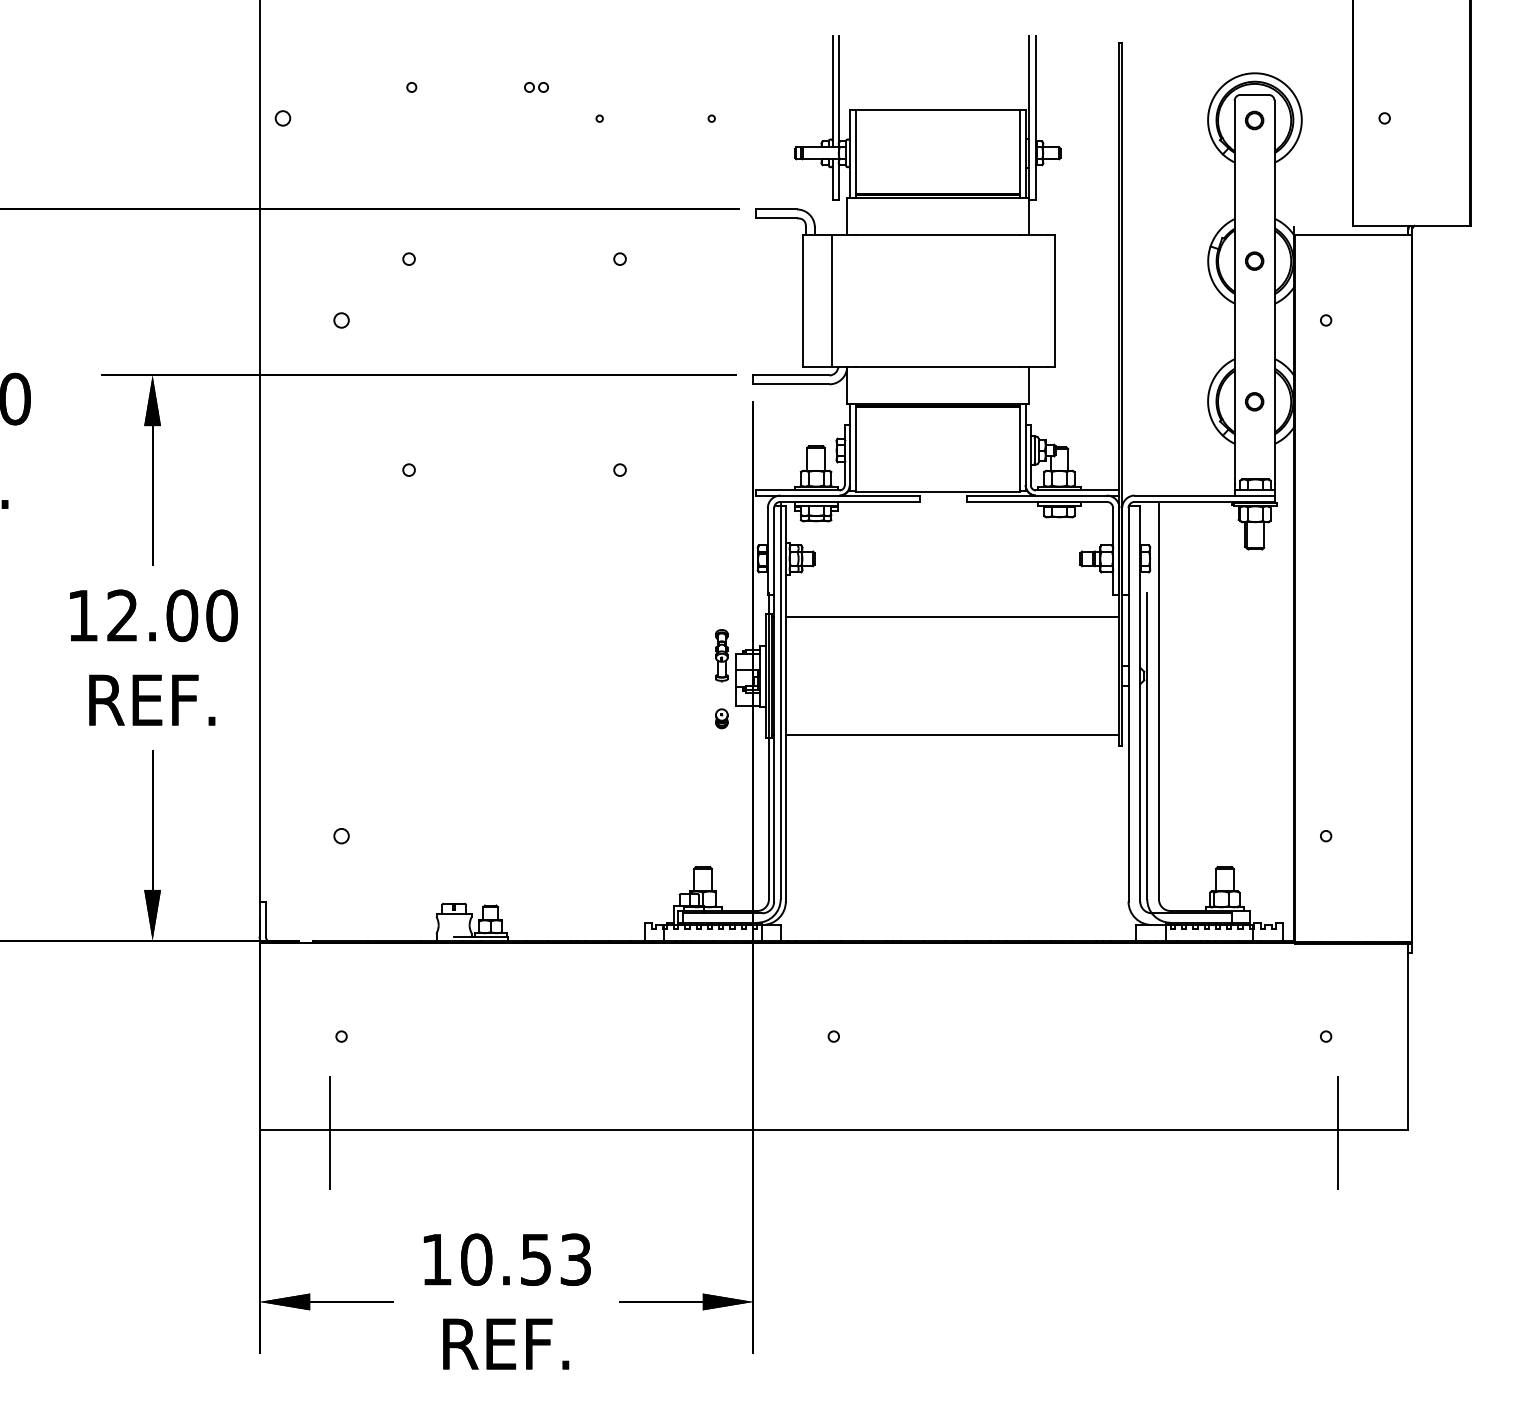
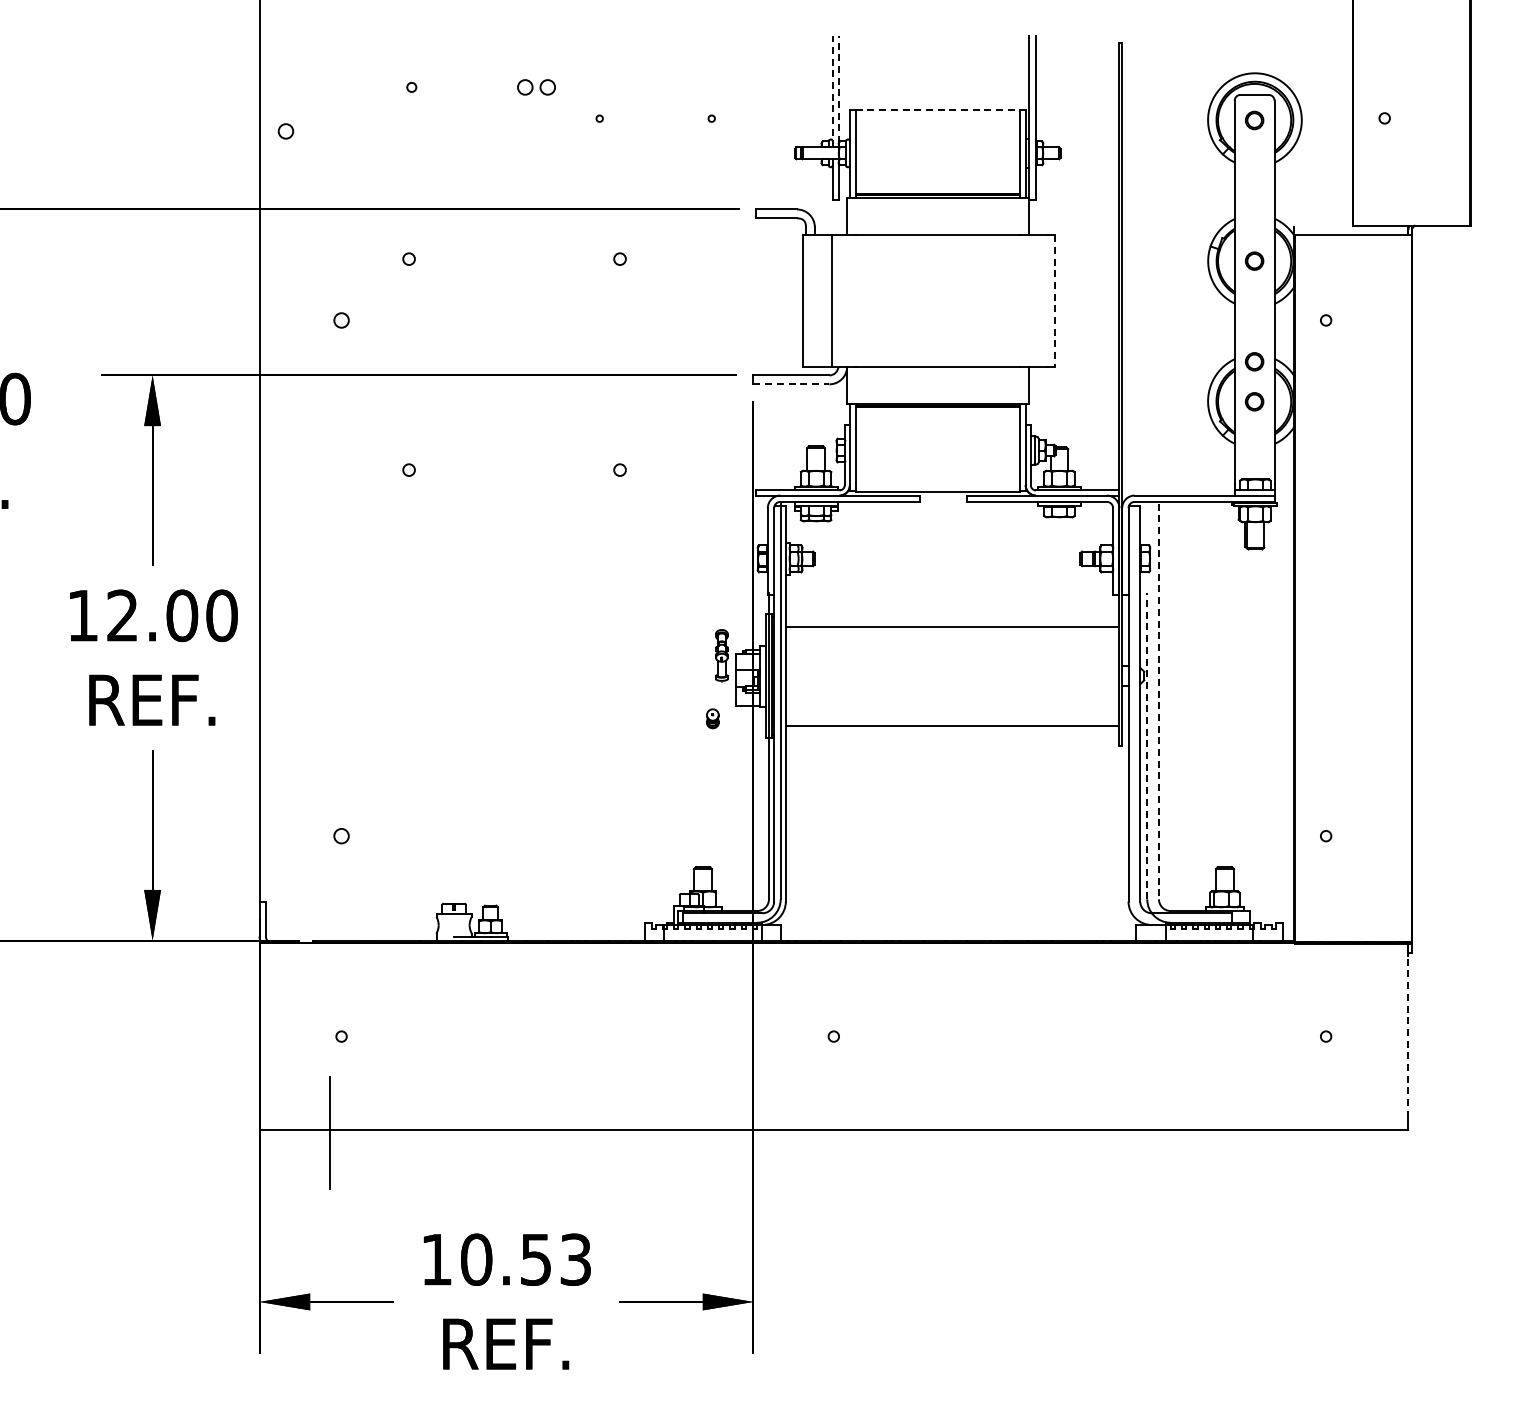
part size: 25x11 px -> 39x17 px (536, 87)
line: solid -> dashed (838, 89)
line: solid -> dashed (832, 91)
line: solid -> dashed (938, 110)
circle position: (282, 118) -> (285, 131) (285, 131)
line: solid -> dashed (1055, 300)
circle: none -> present (1254, 361)
line: solid -> dashed (791, 384)
line position: (952, 616) -> (952, 626) (952, 626)
line: solid -> dashed (1158, 701)
part position: (721, 718) -> (712, 718) (712, 718)
line position: (952, 735) -> (952, 726) (952, 726)
line: solid -> dashed (1147, 745)
line: solid -> dashed (1408, 1036)
line: present -> none (1337, 1132)
